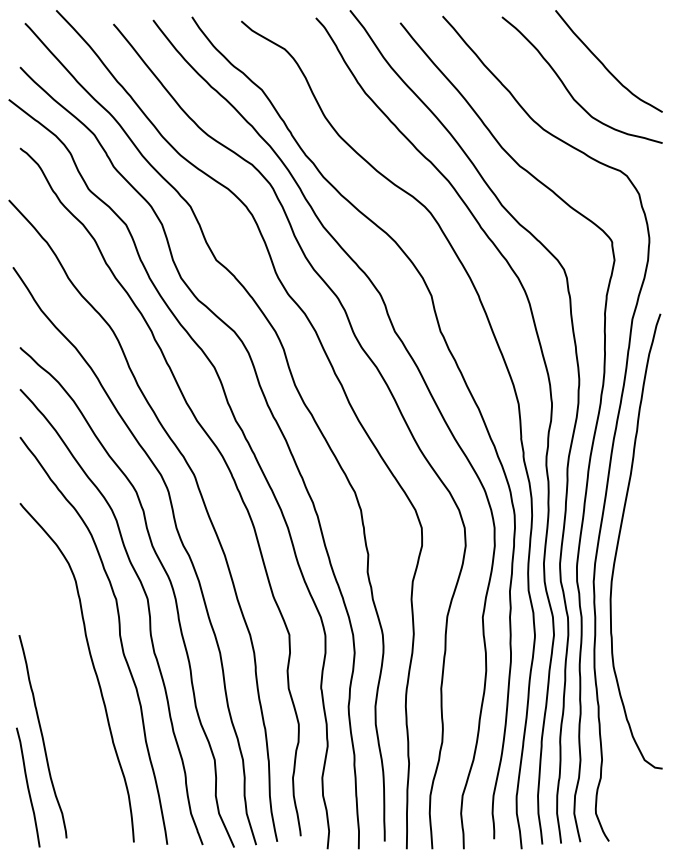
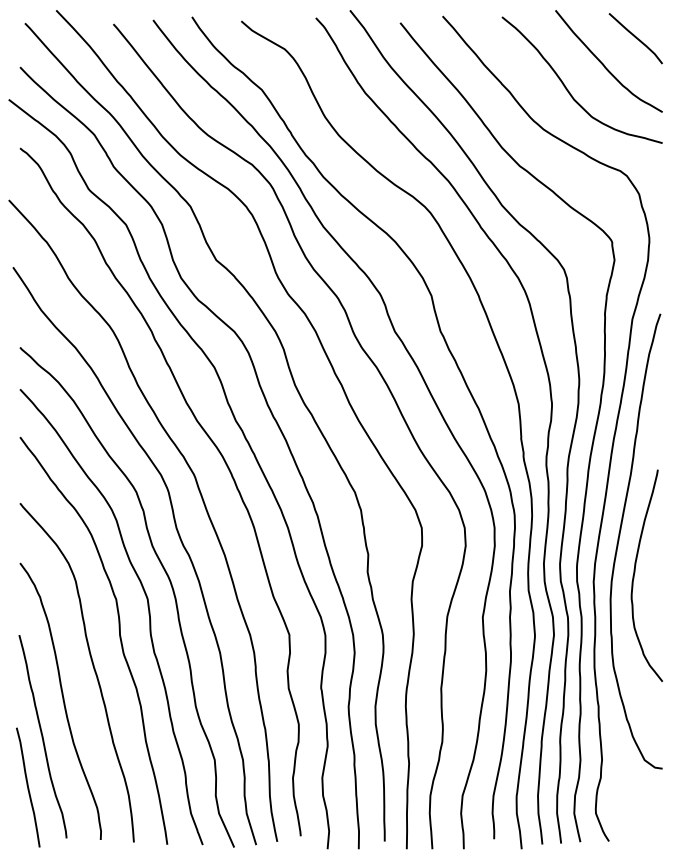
line: none -> present (635, 38)
curve: none -> present (635, 573)
curve: none -> present (62, 700)
